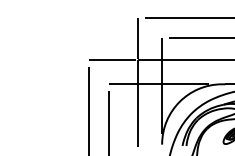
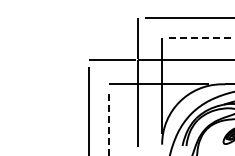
line: solid -> dashed (201, 37)
line: solid -> dashed (109, 122)
